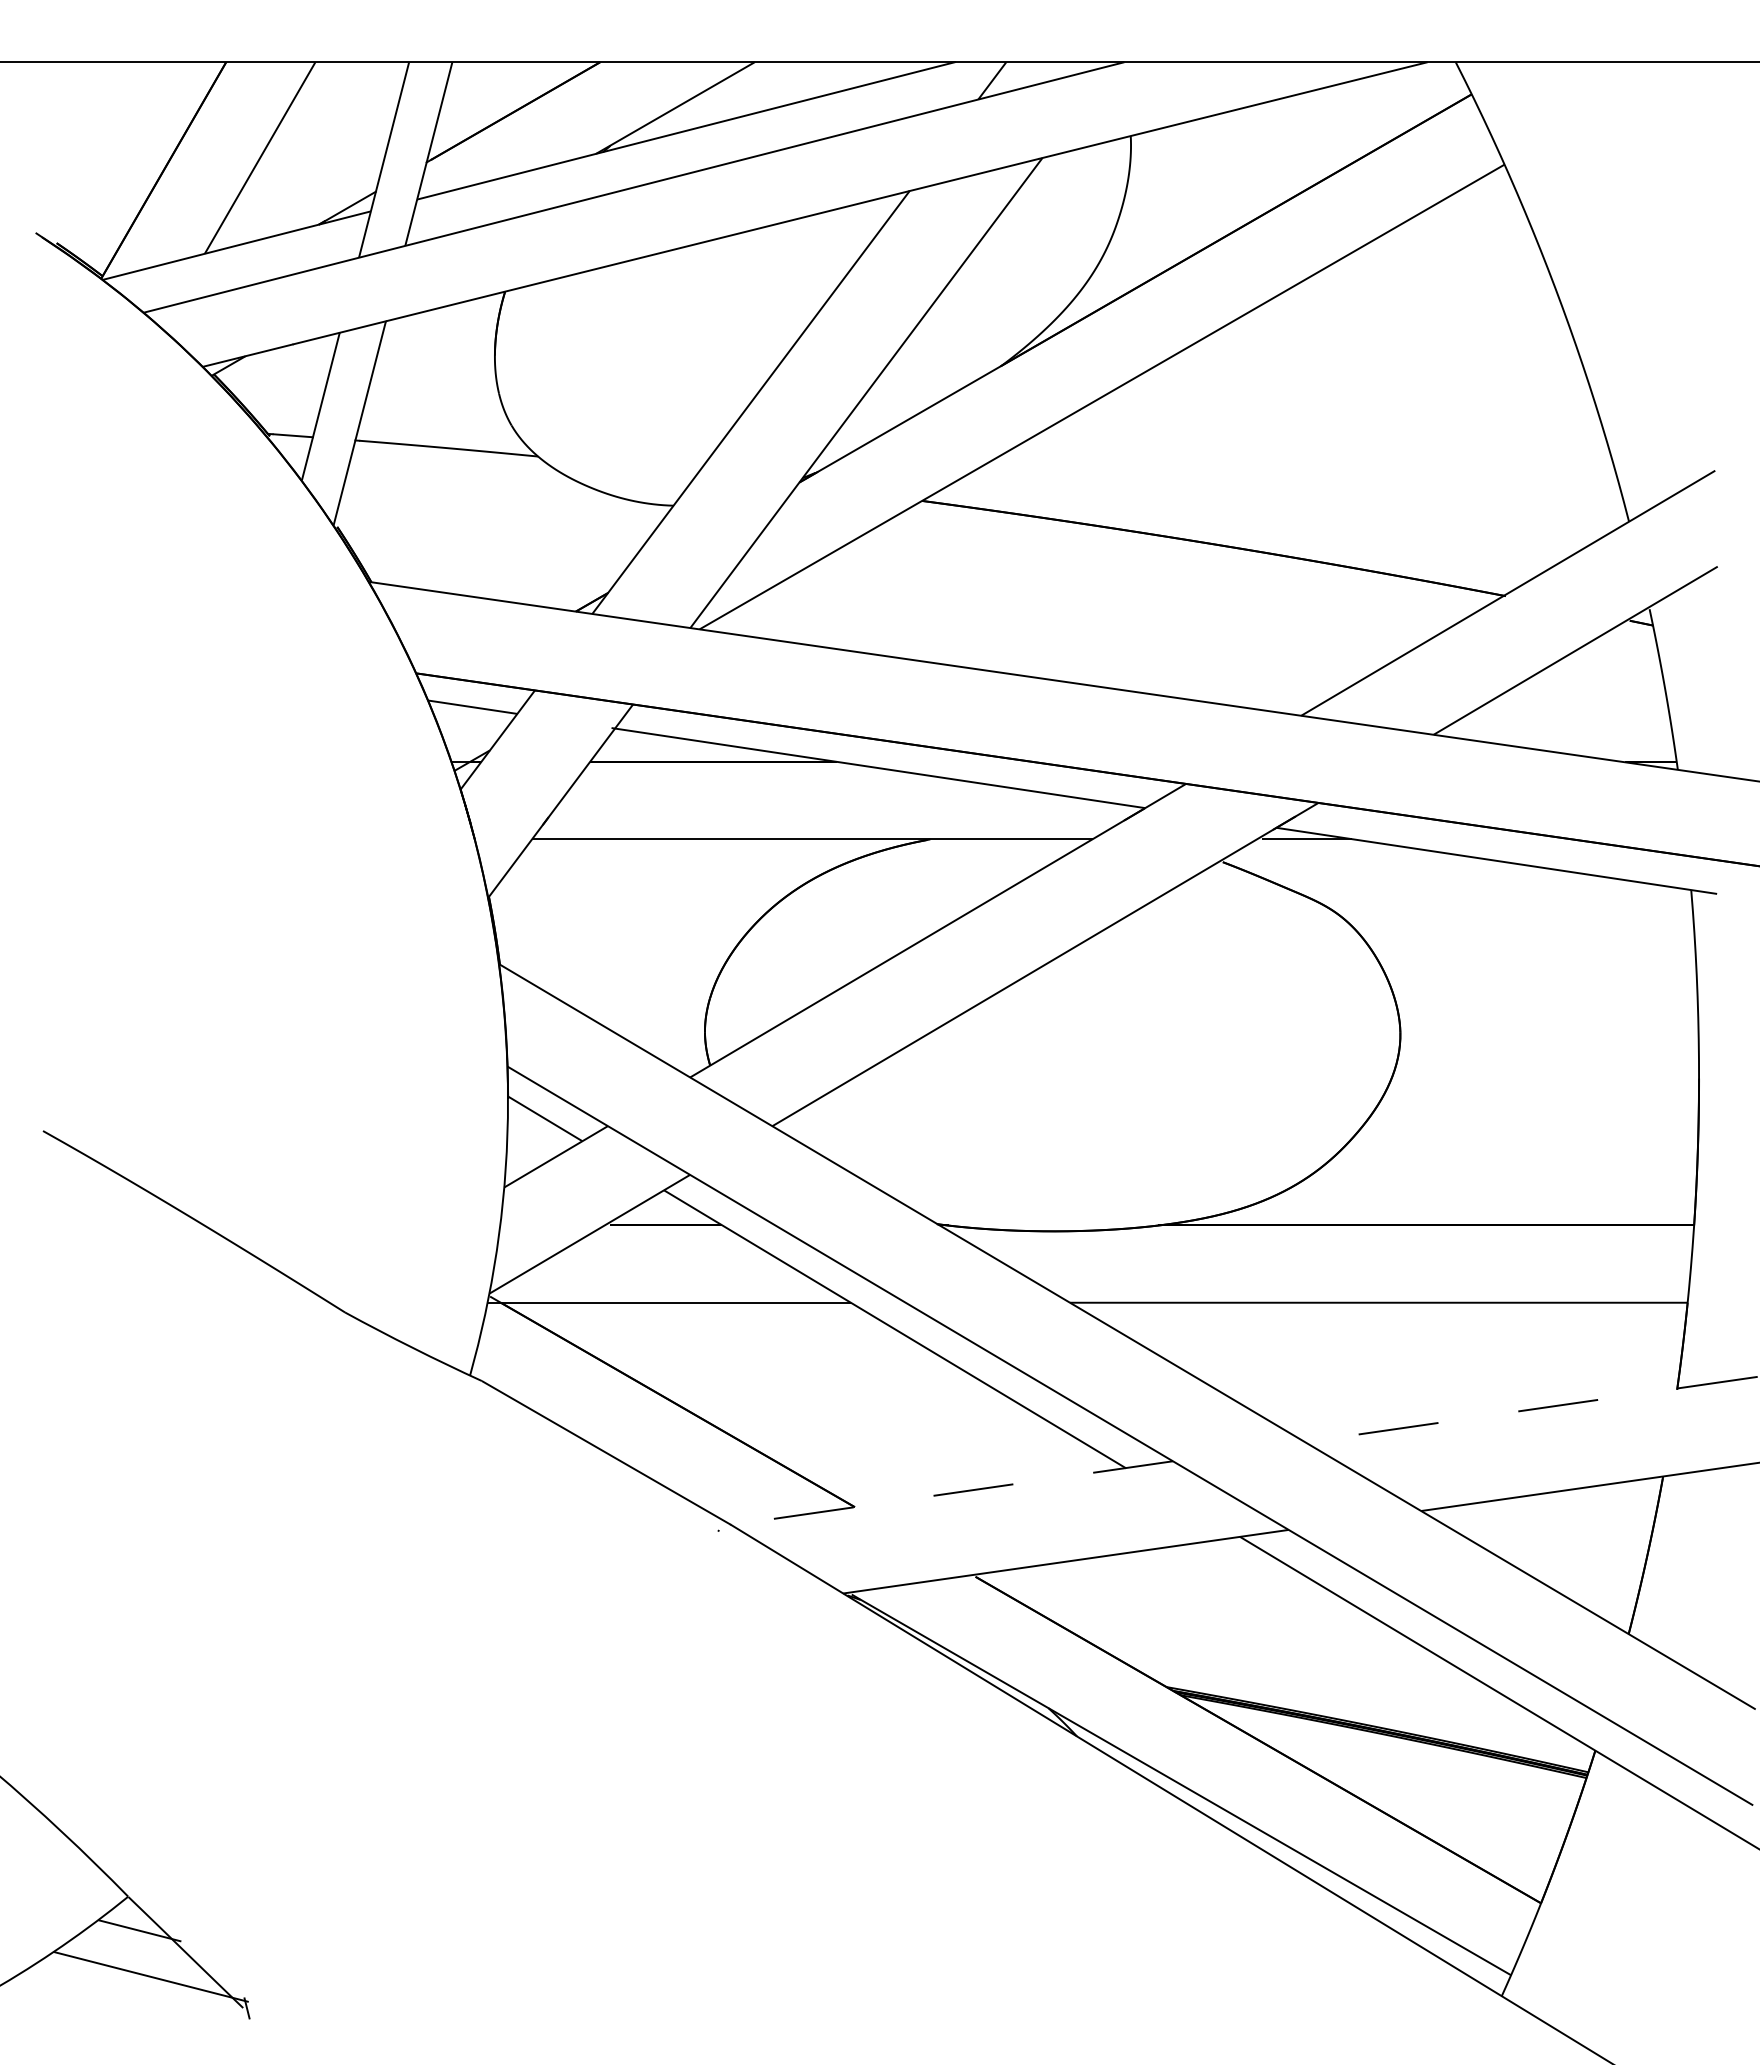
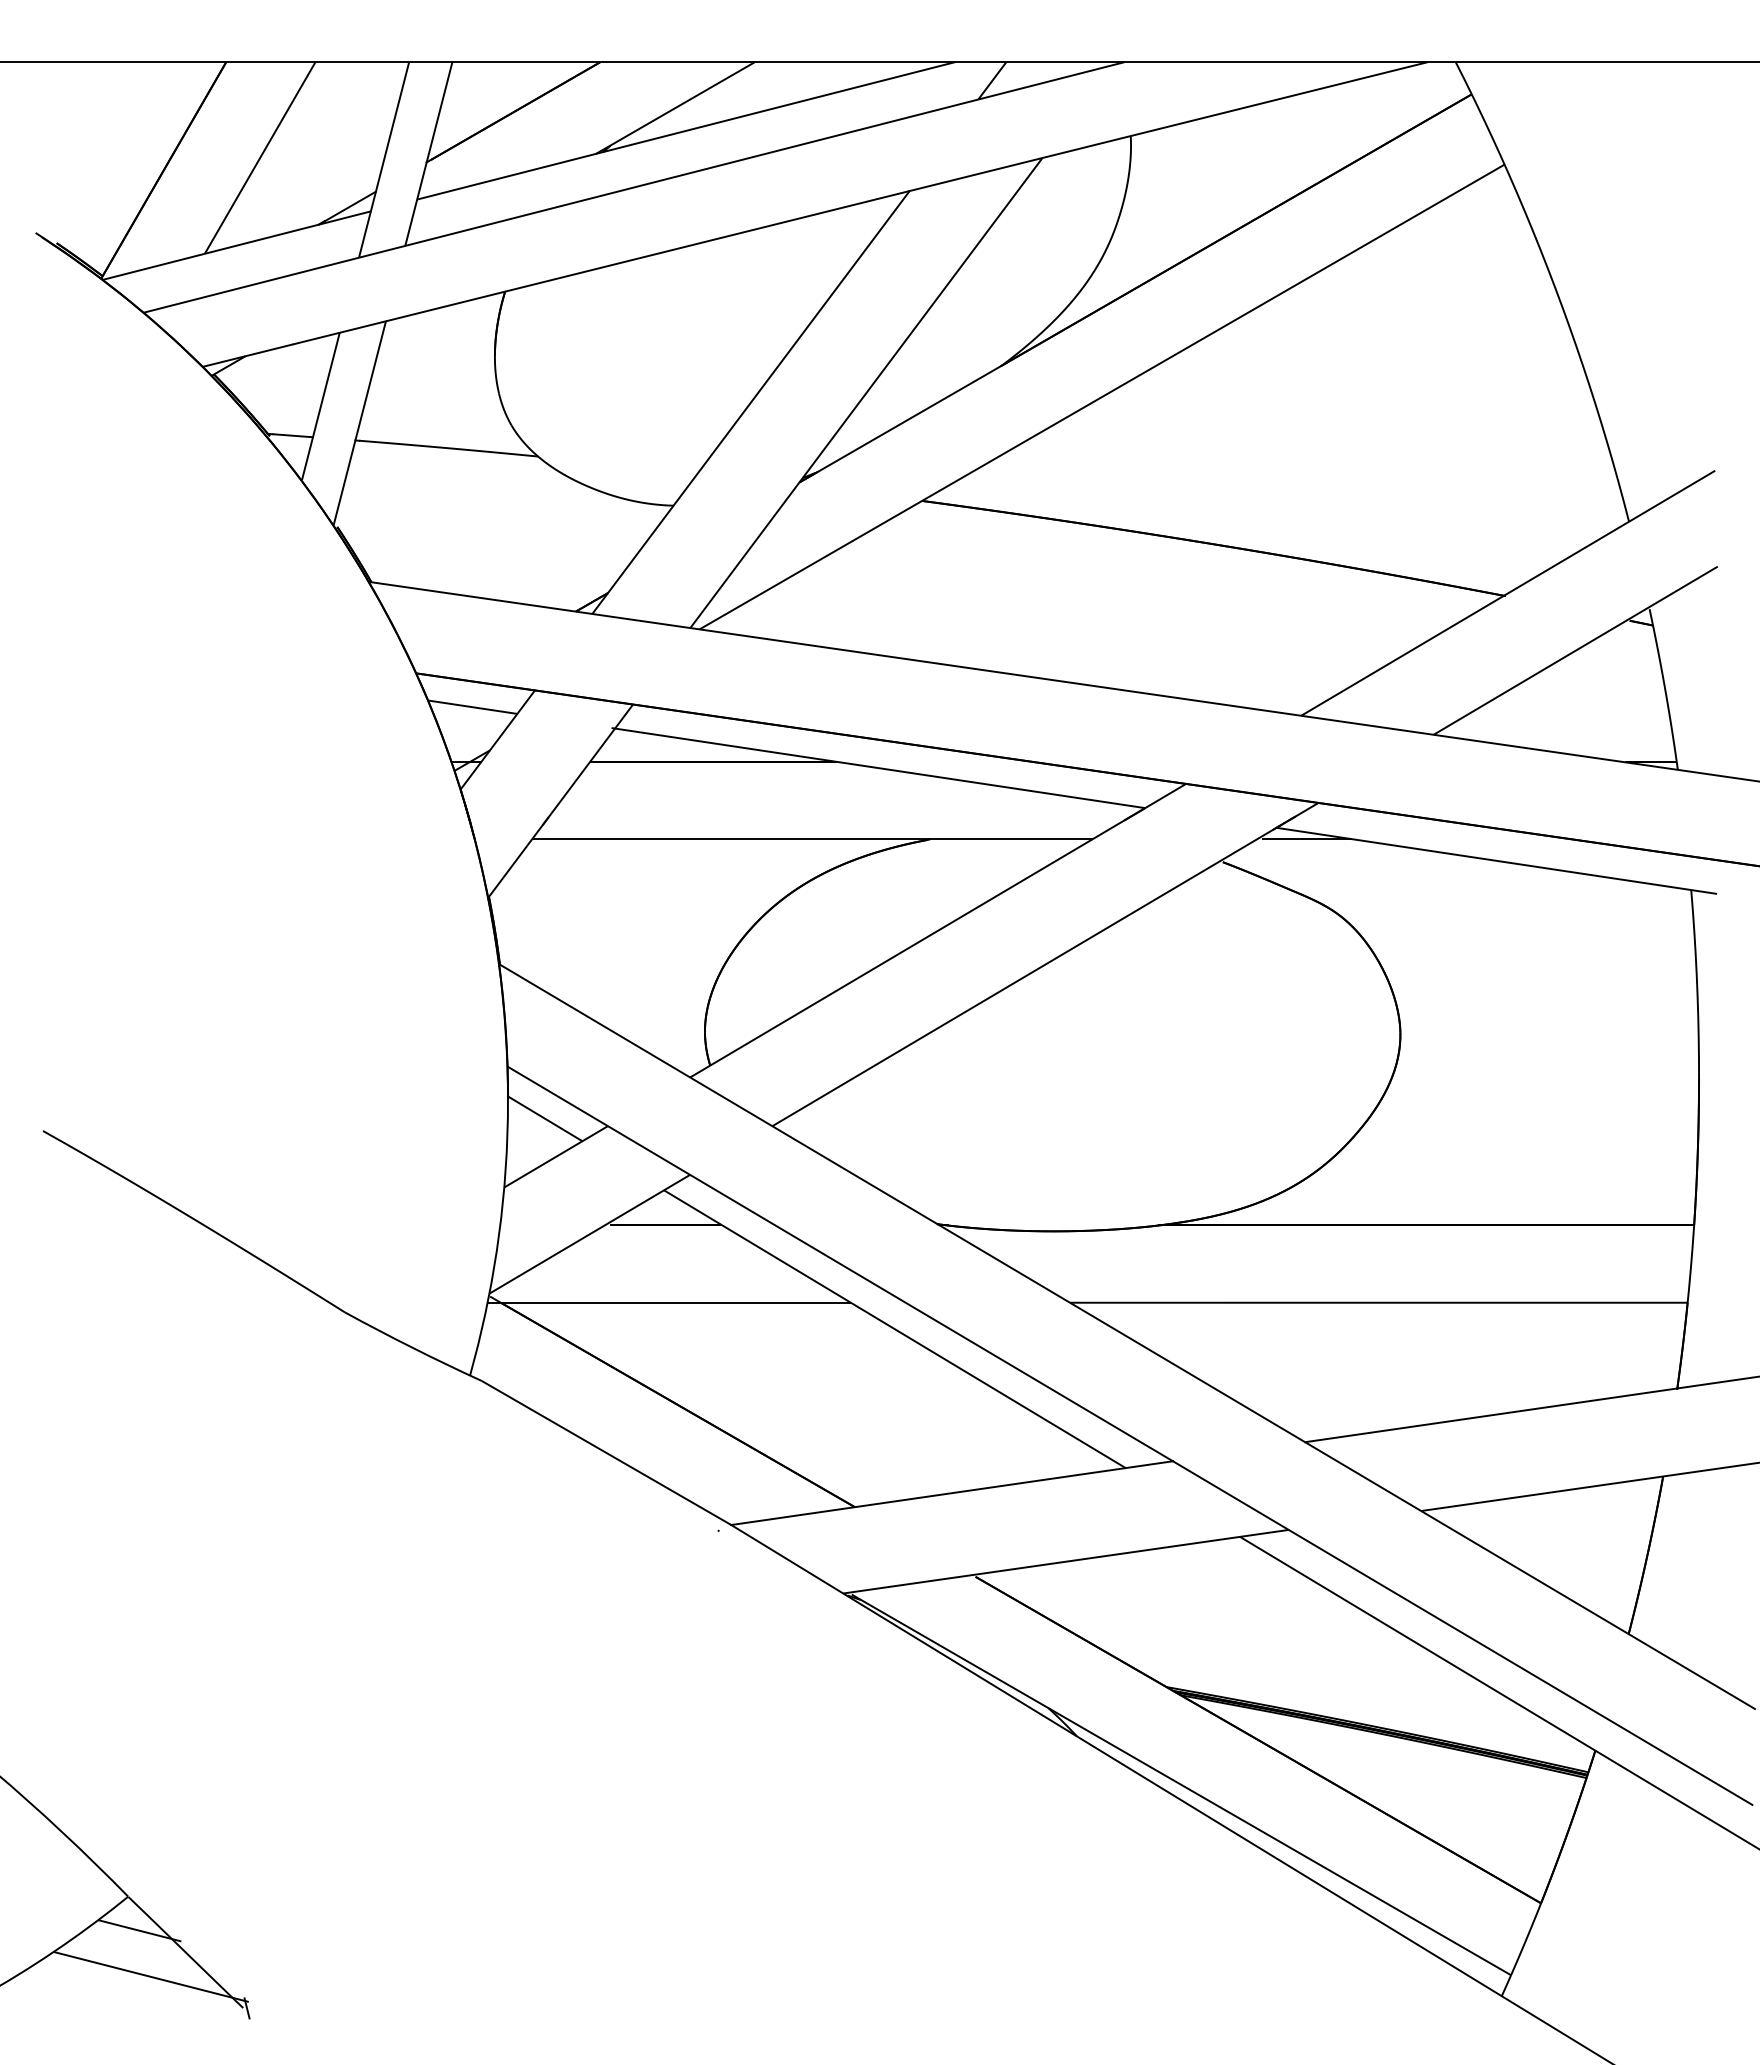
line: dashed -> solid (1531, 1409)
line: dashed -> solid (951, 1493)
